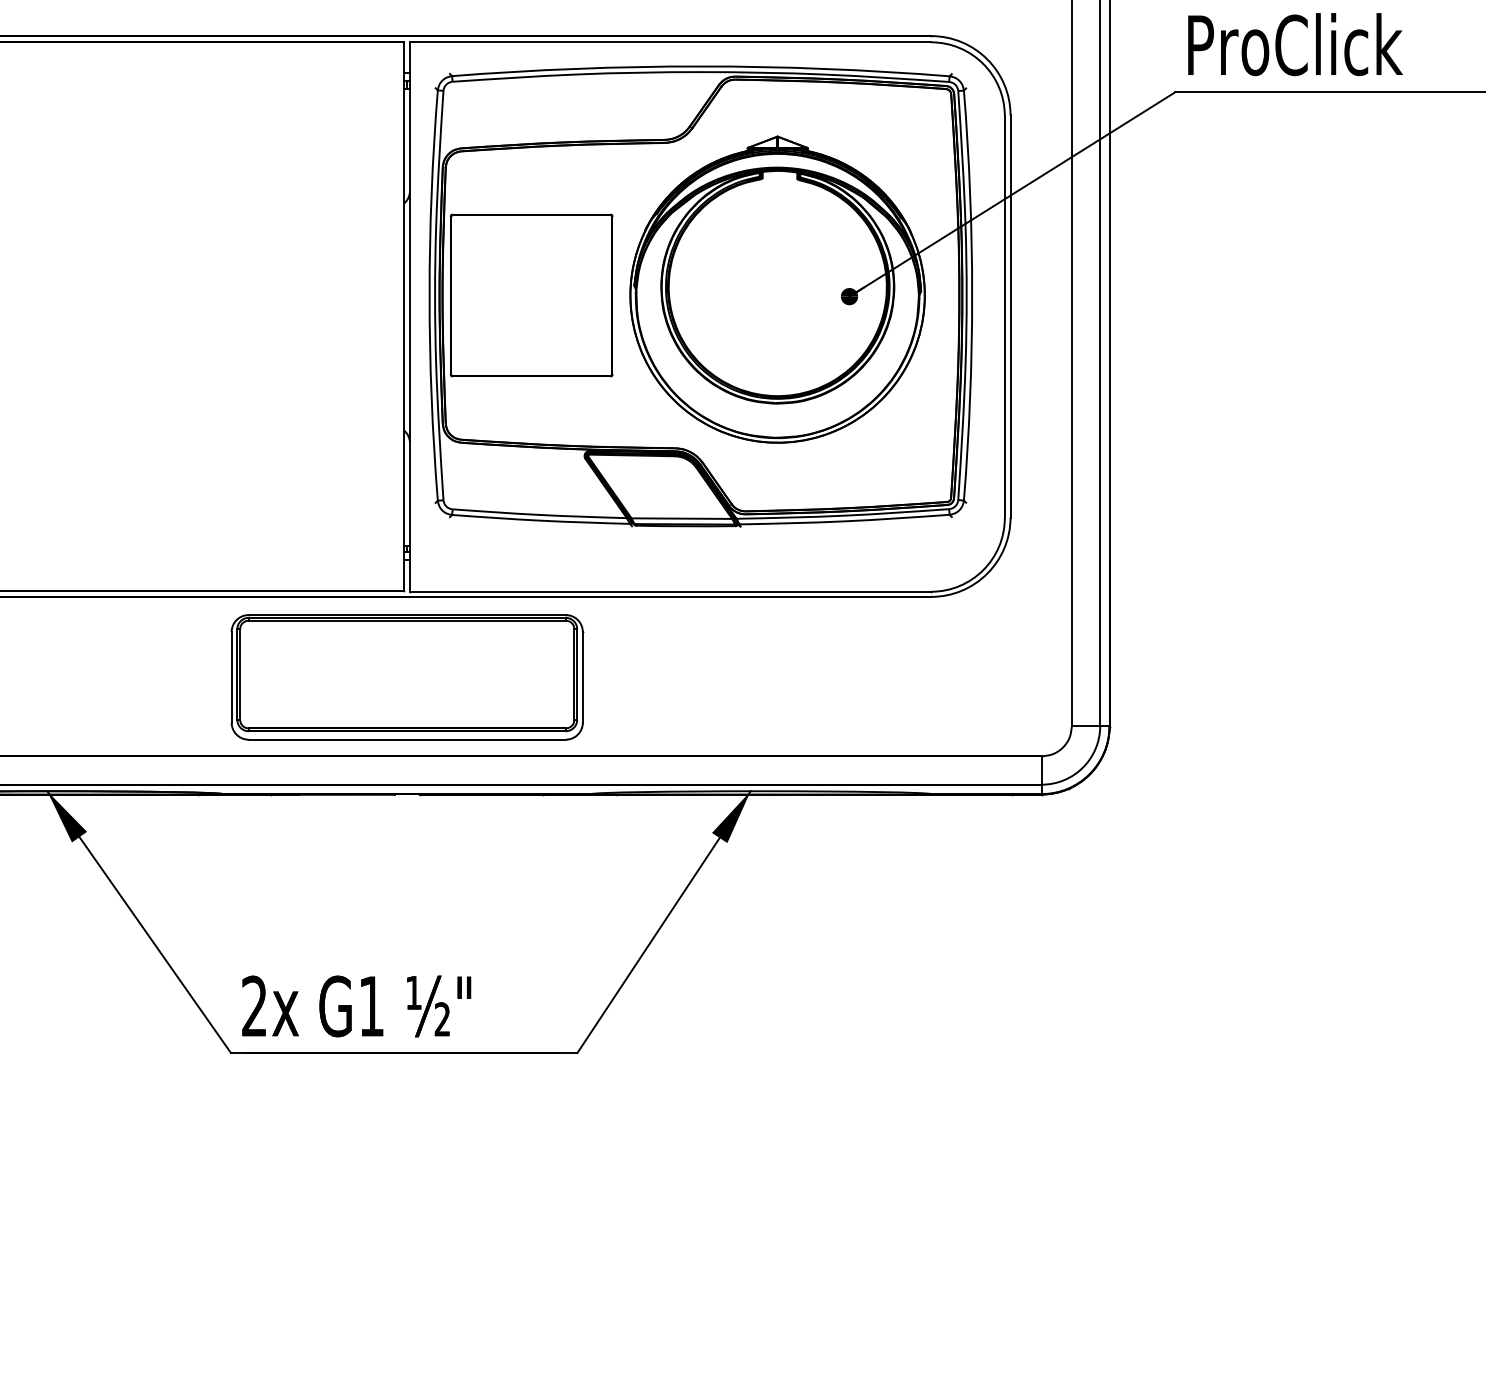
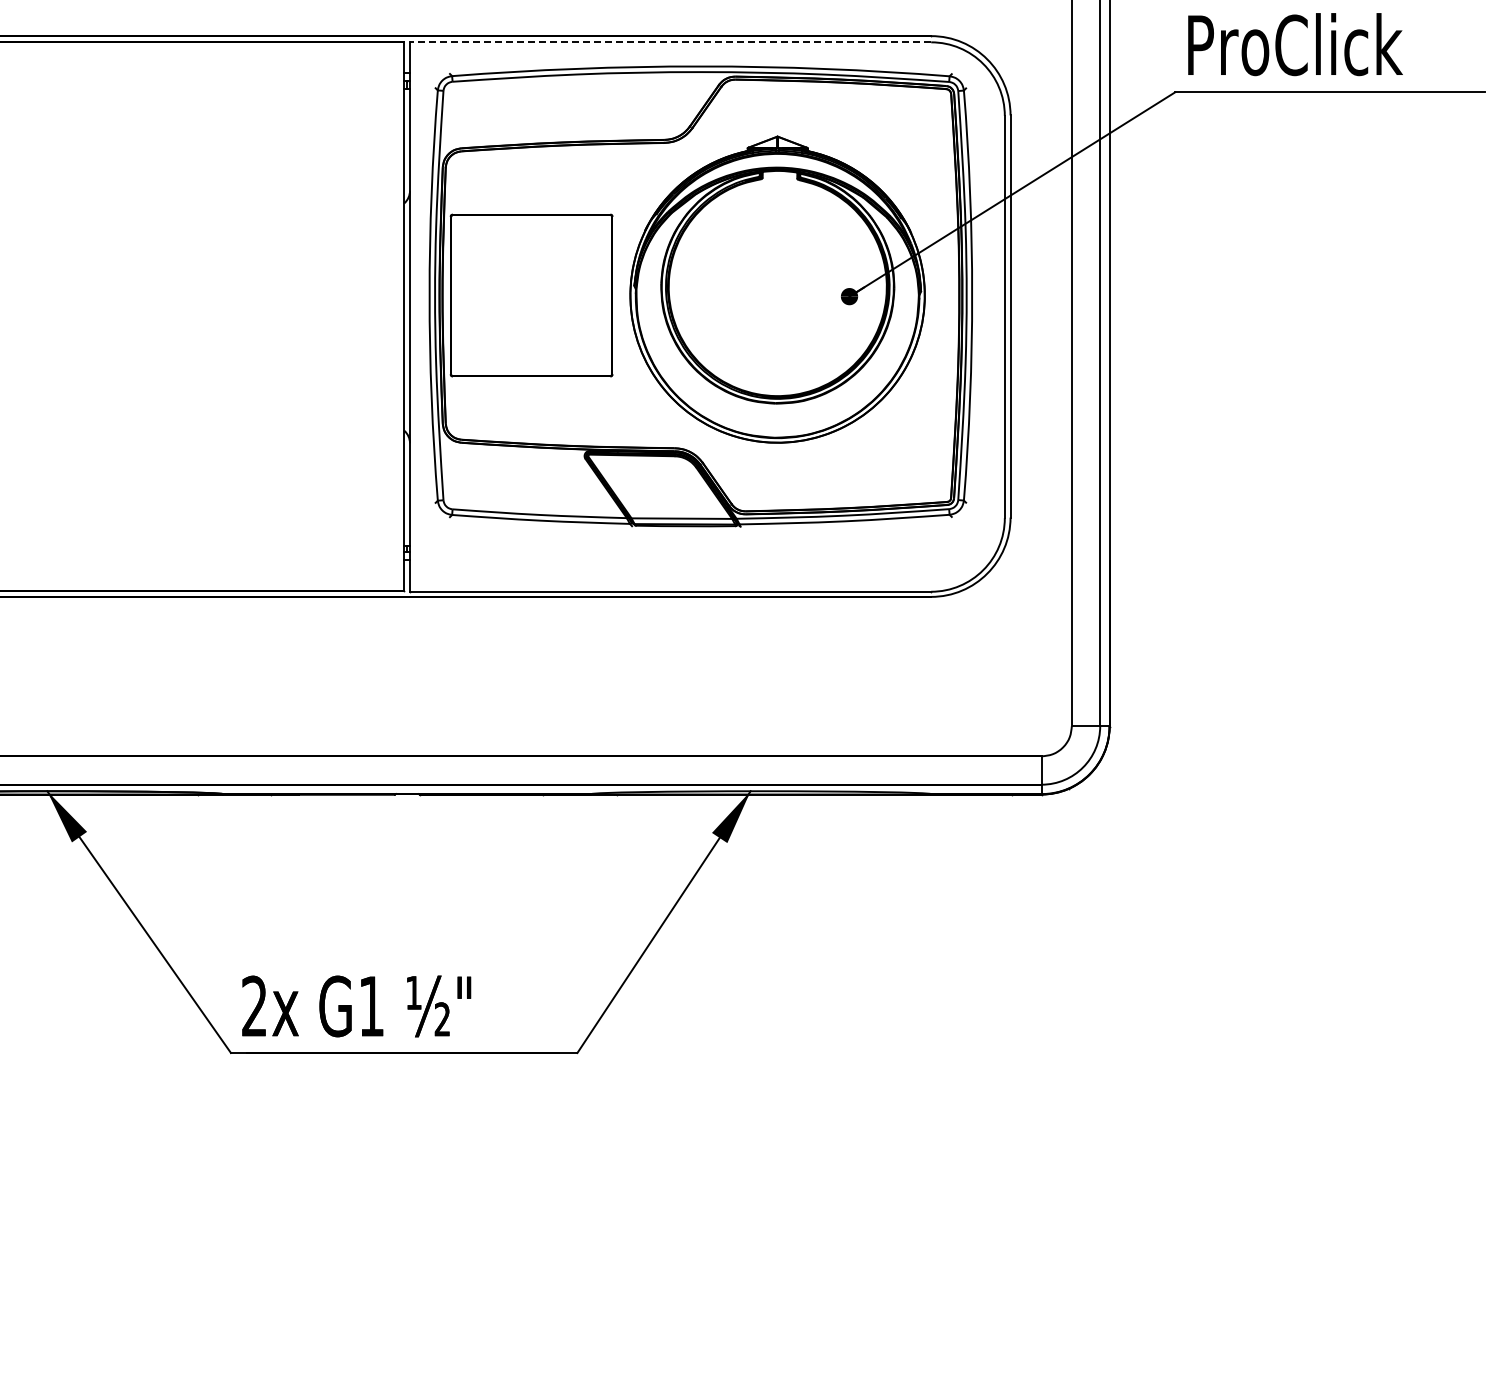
line: solid -> dashed (670, 42)
part: present -> none (407, 677)
